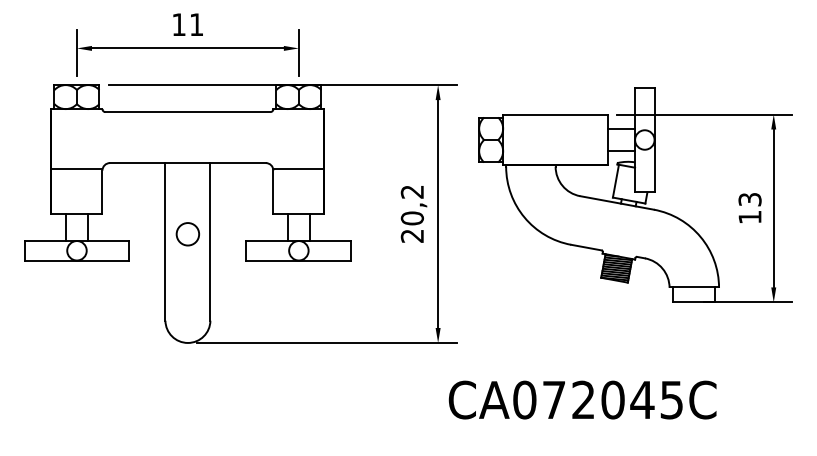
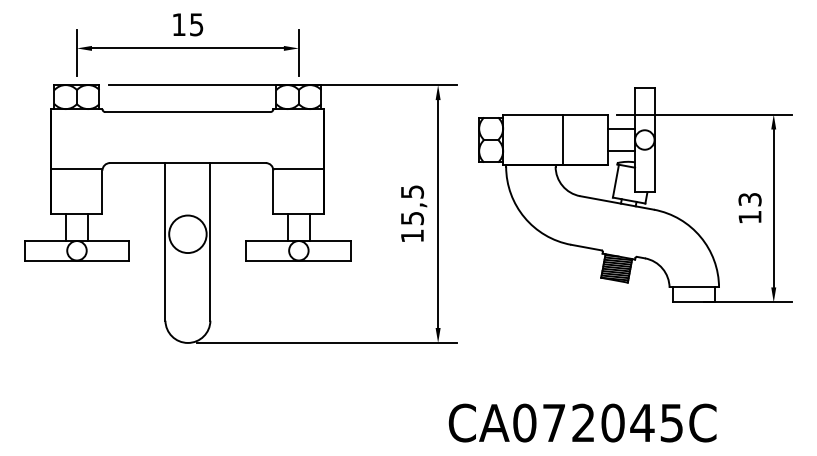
text: 11 -> 15 (196, 24)
line: none -> present (563, 139)
text: 20,2 -> 15,5 (412, 213)
circle diameter: 22 px -> 37 px (187, 234)
text position: (582, 399) -> (582, 422) (582, 422)
